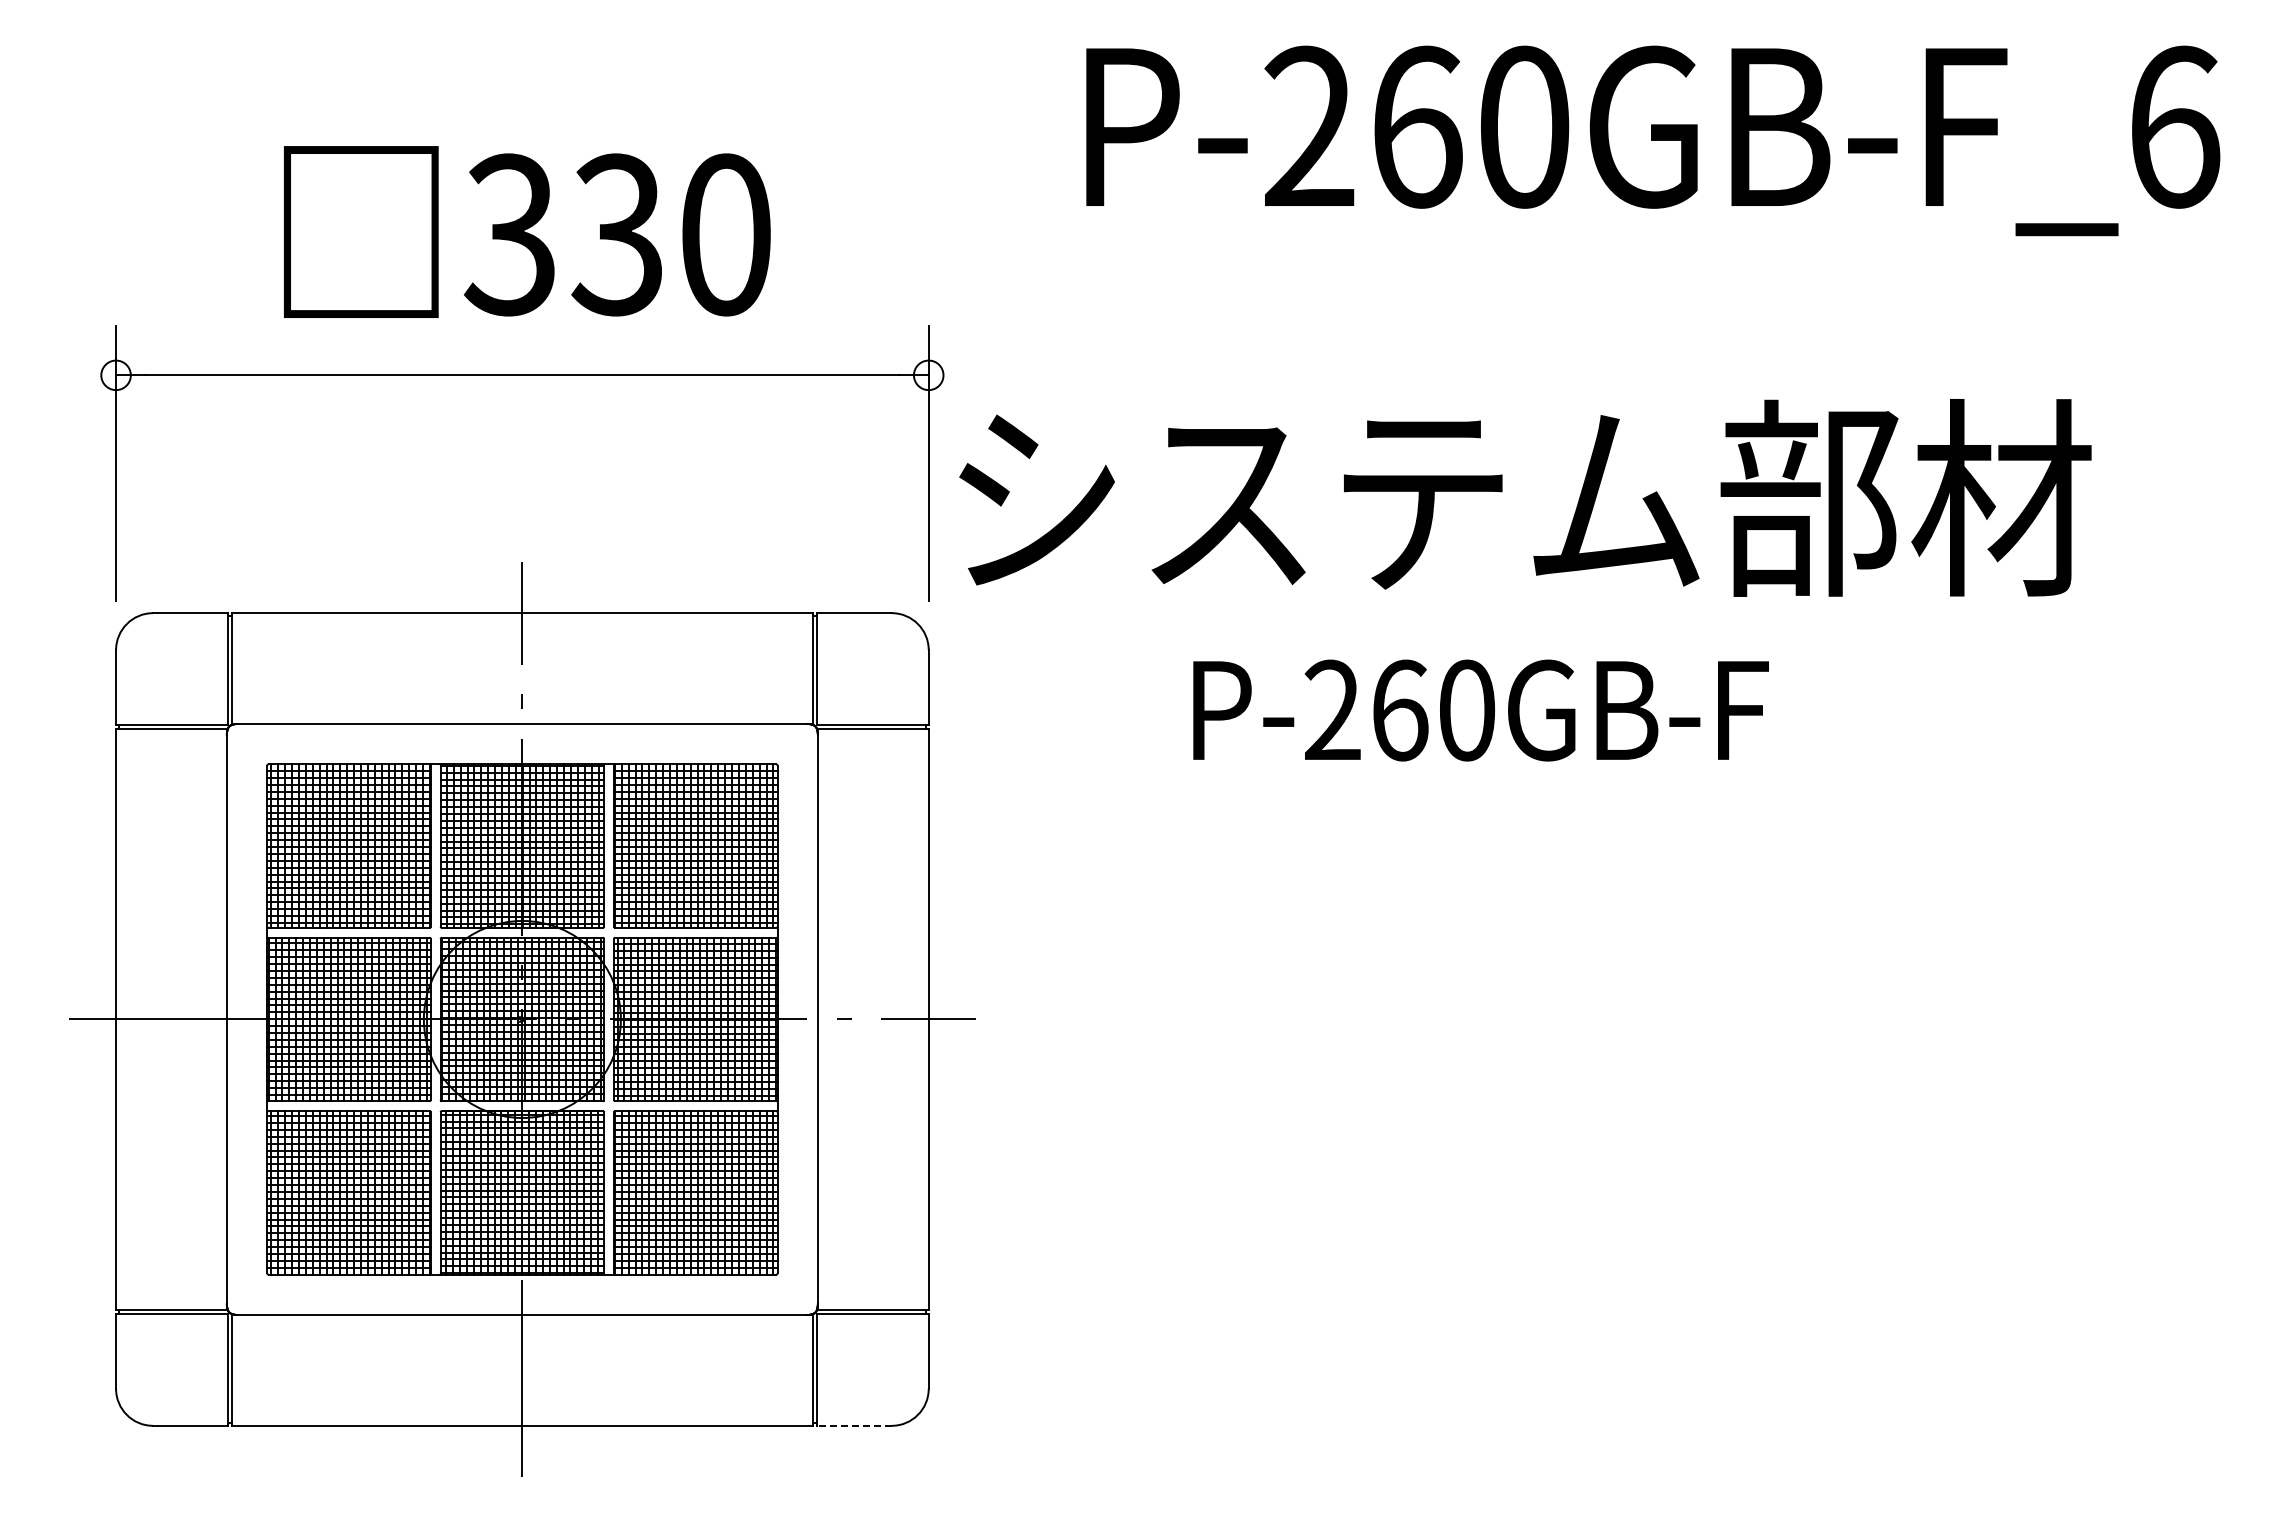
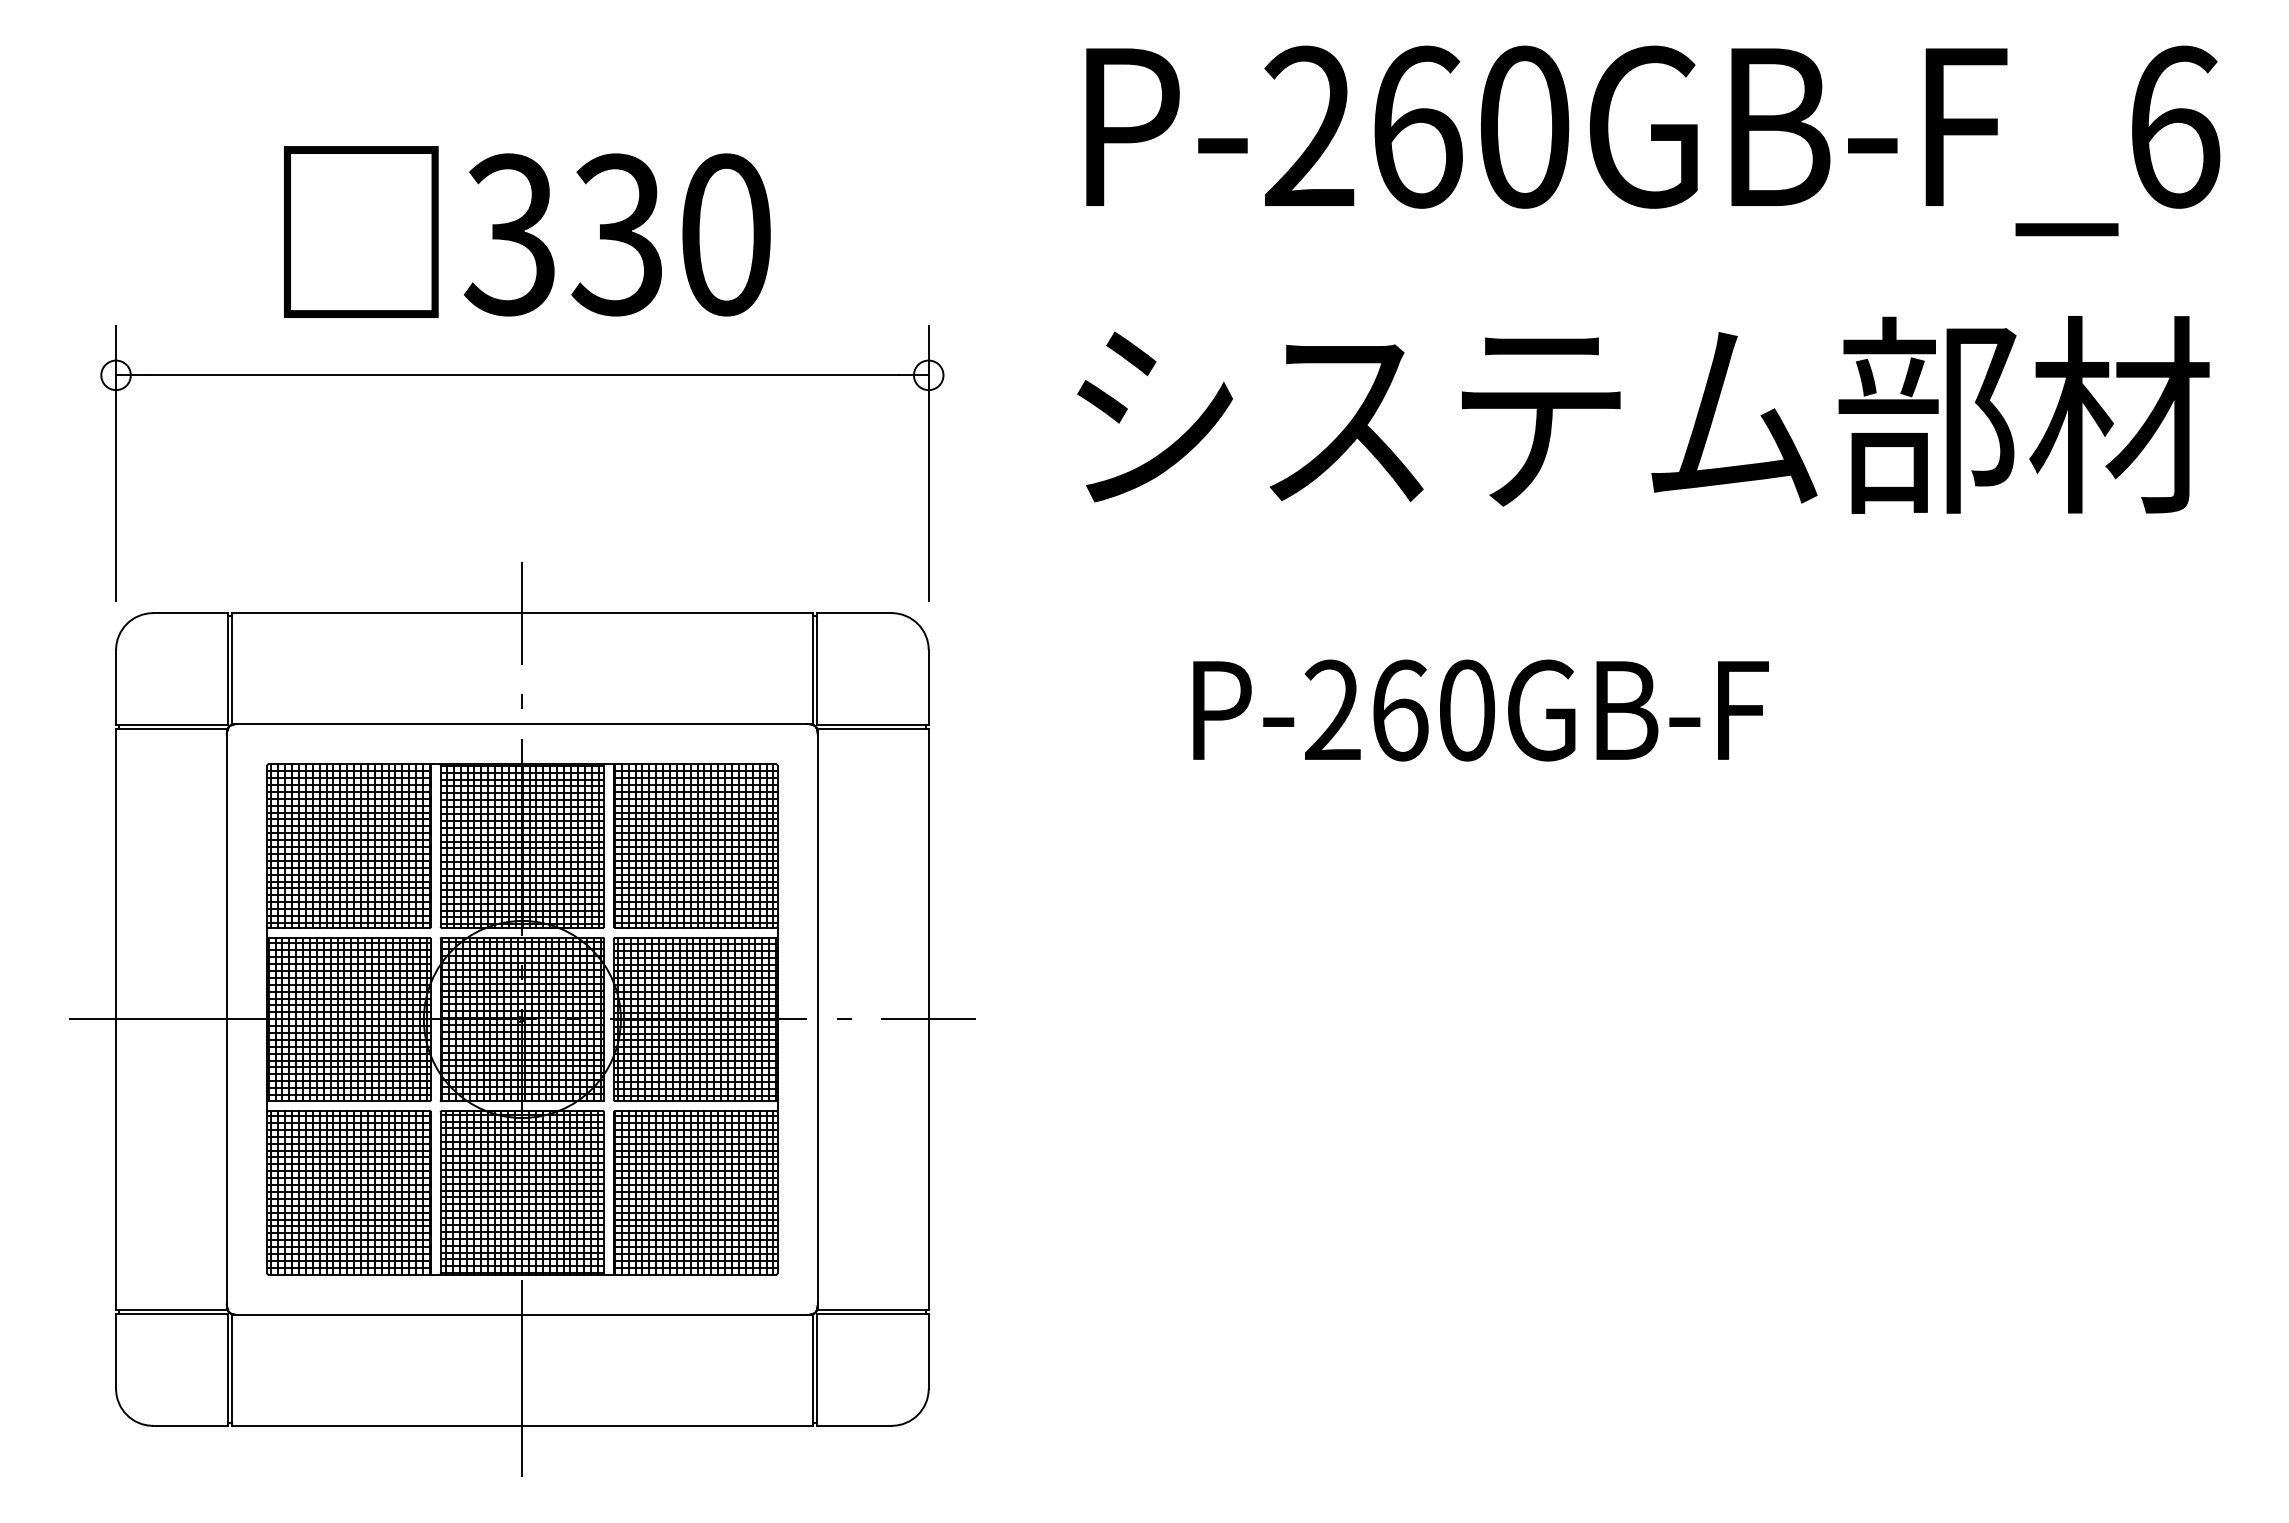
text position: (1525, 497) -> (1643, 414) (1643, 414)
line: dashed -> solid (854, 1425)
